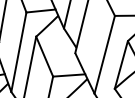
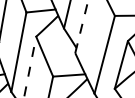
line: solid -> dashed (81, 26)
line: solid -> dashed (30, 67)
